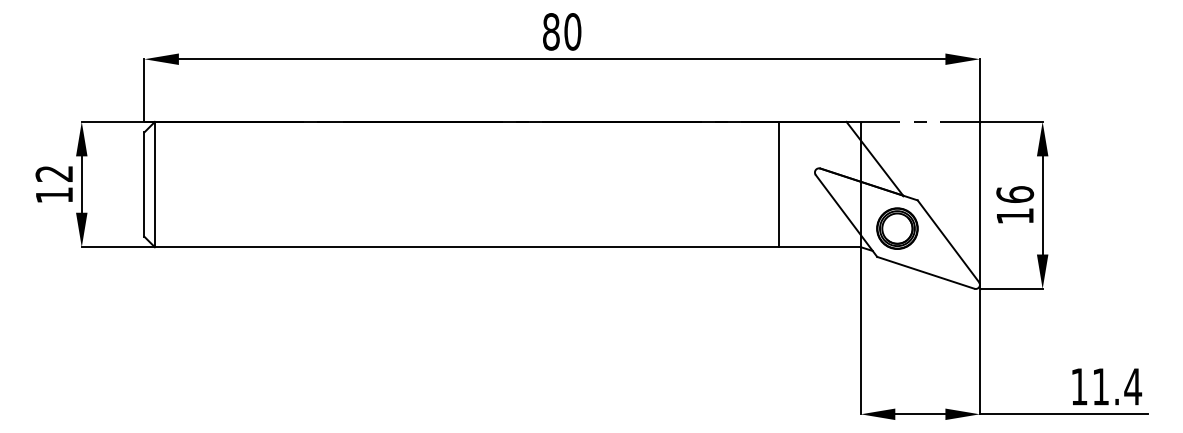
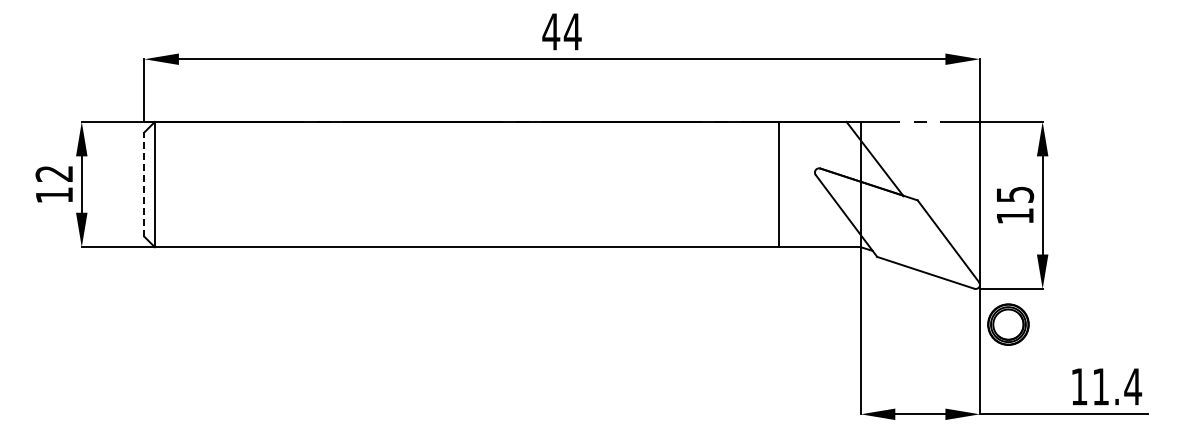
text: 80 -> 44 (561, 31)
line: solid -> dashed (144, 184)
text: 16 -> 15 (1015, 194)
part position: (897, 228) -> (1008, 324) (1008, 324)
